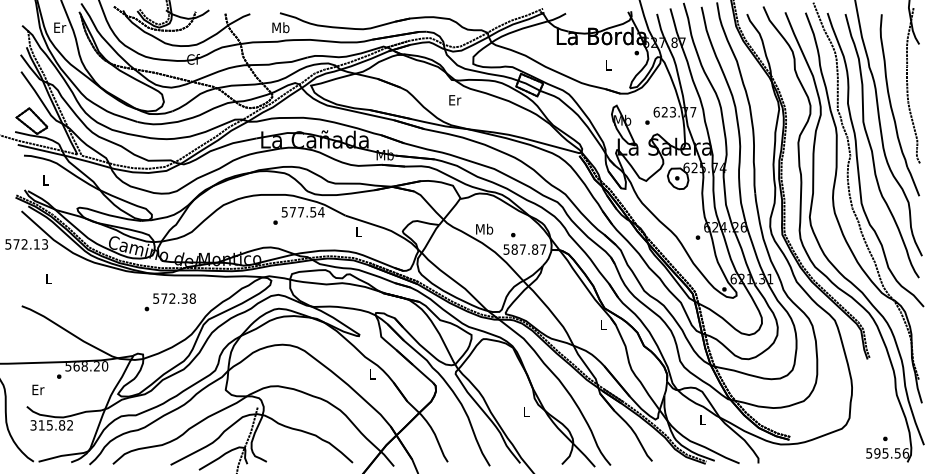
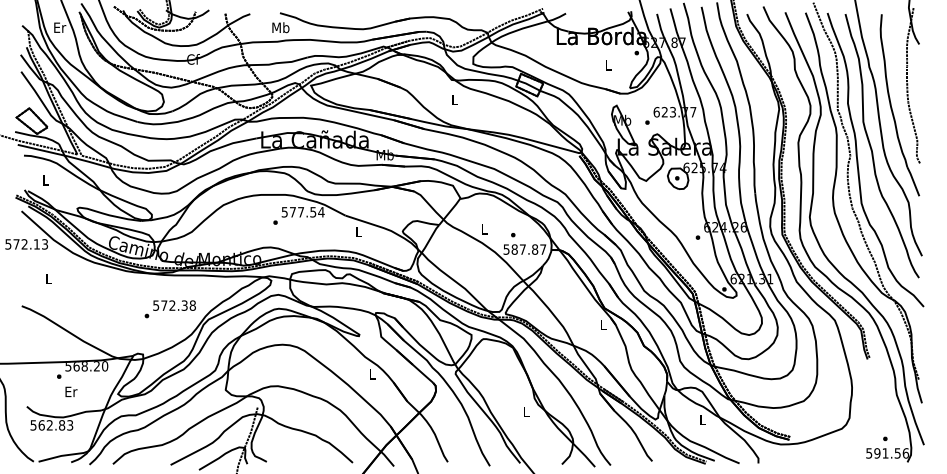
text: Er -> L (455, 100)
text: Mb -> L (484, 228)
text position: (169, 302) -> (169, 309) (169, 309)
text position: (38, 389) -> (71, 391) (71, 391)
text: 315.82 -> 562.83 (52, 425)
text: 595.56 -> 591.56 (885, 453)
